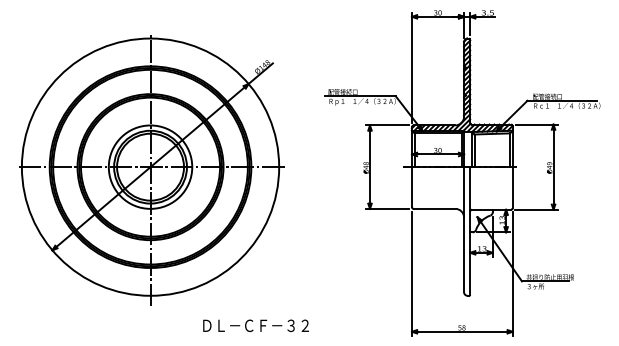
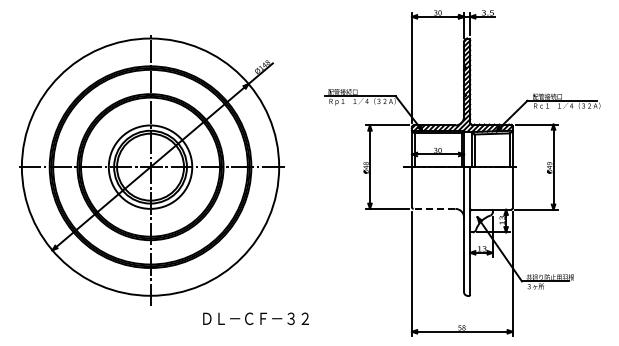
line: solid -> dashed (434, 208)
text position: (255, 325) -> (255, 318) (255, 318)
